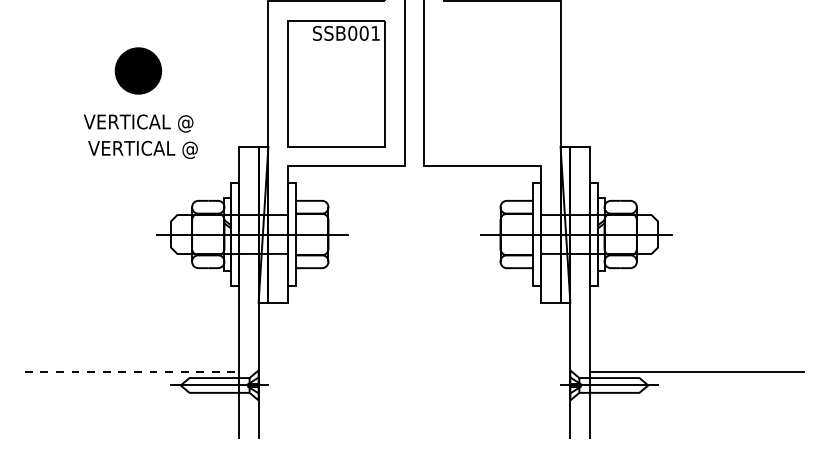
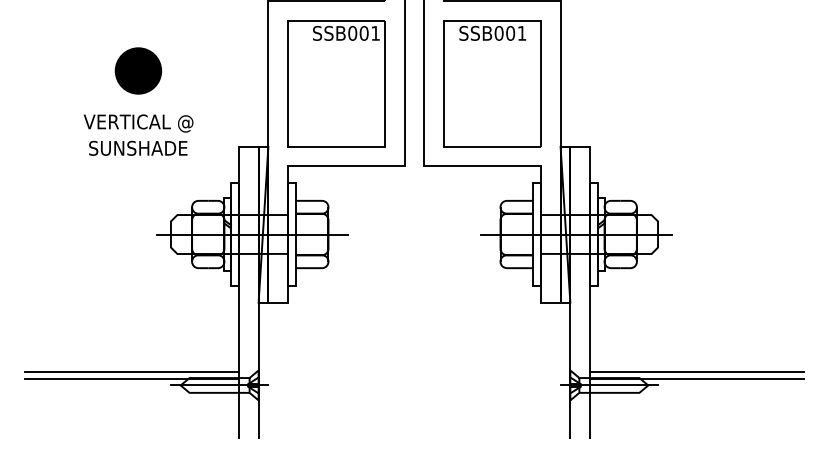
part: none -> present (492, 83)
text: VERTICAL @ -> SUNSHADE (142, 149)
line: dashed -> solid (132, 371)
line: none -> present (131, 379)
line: none -> present (696, 379)
